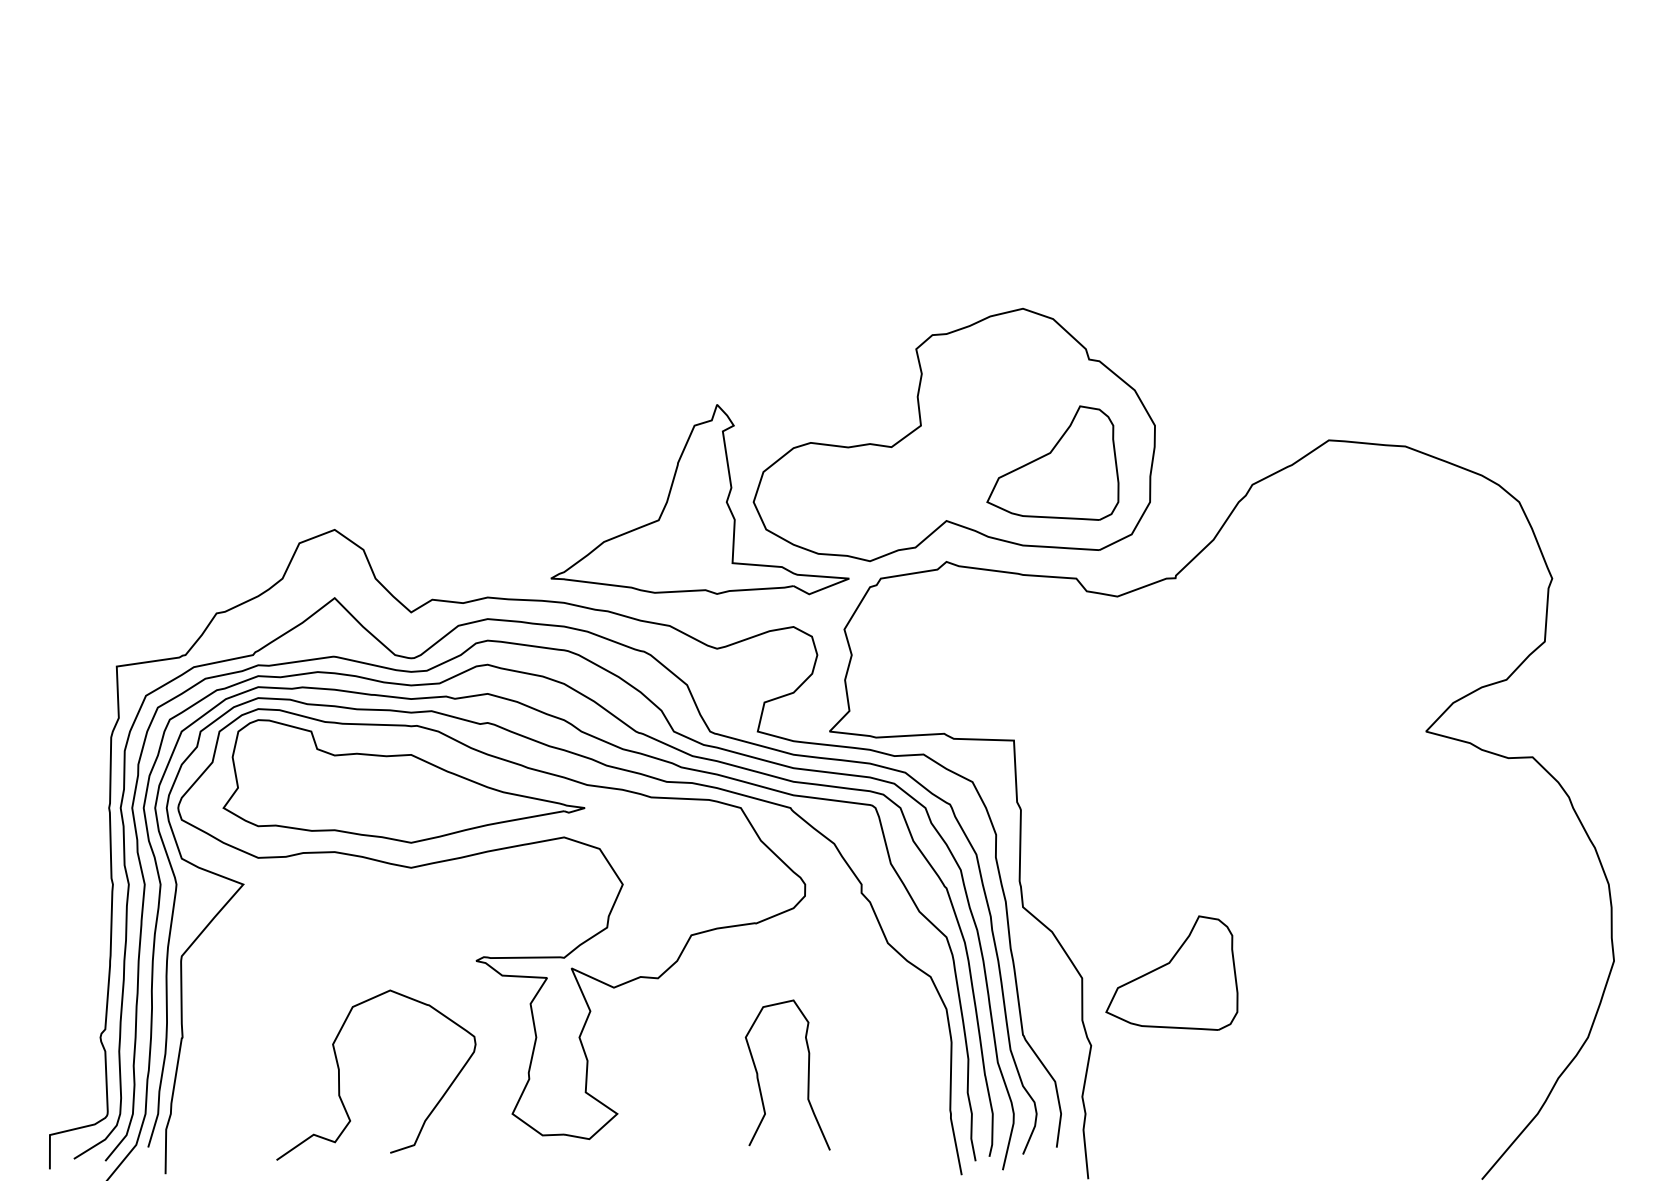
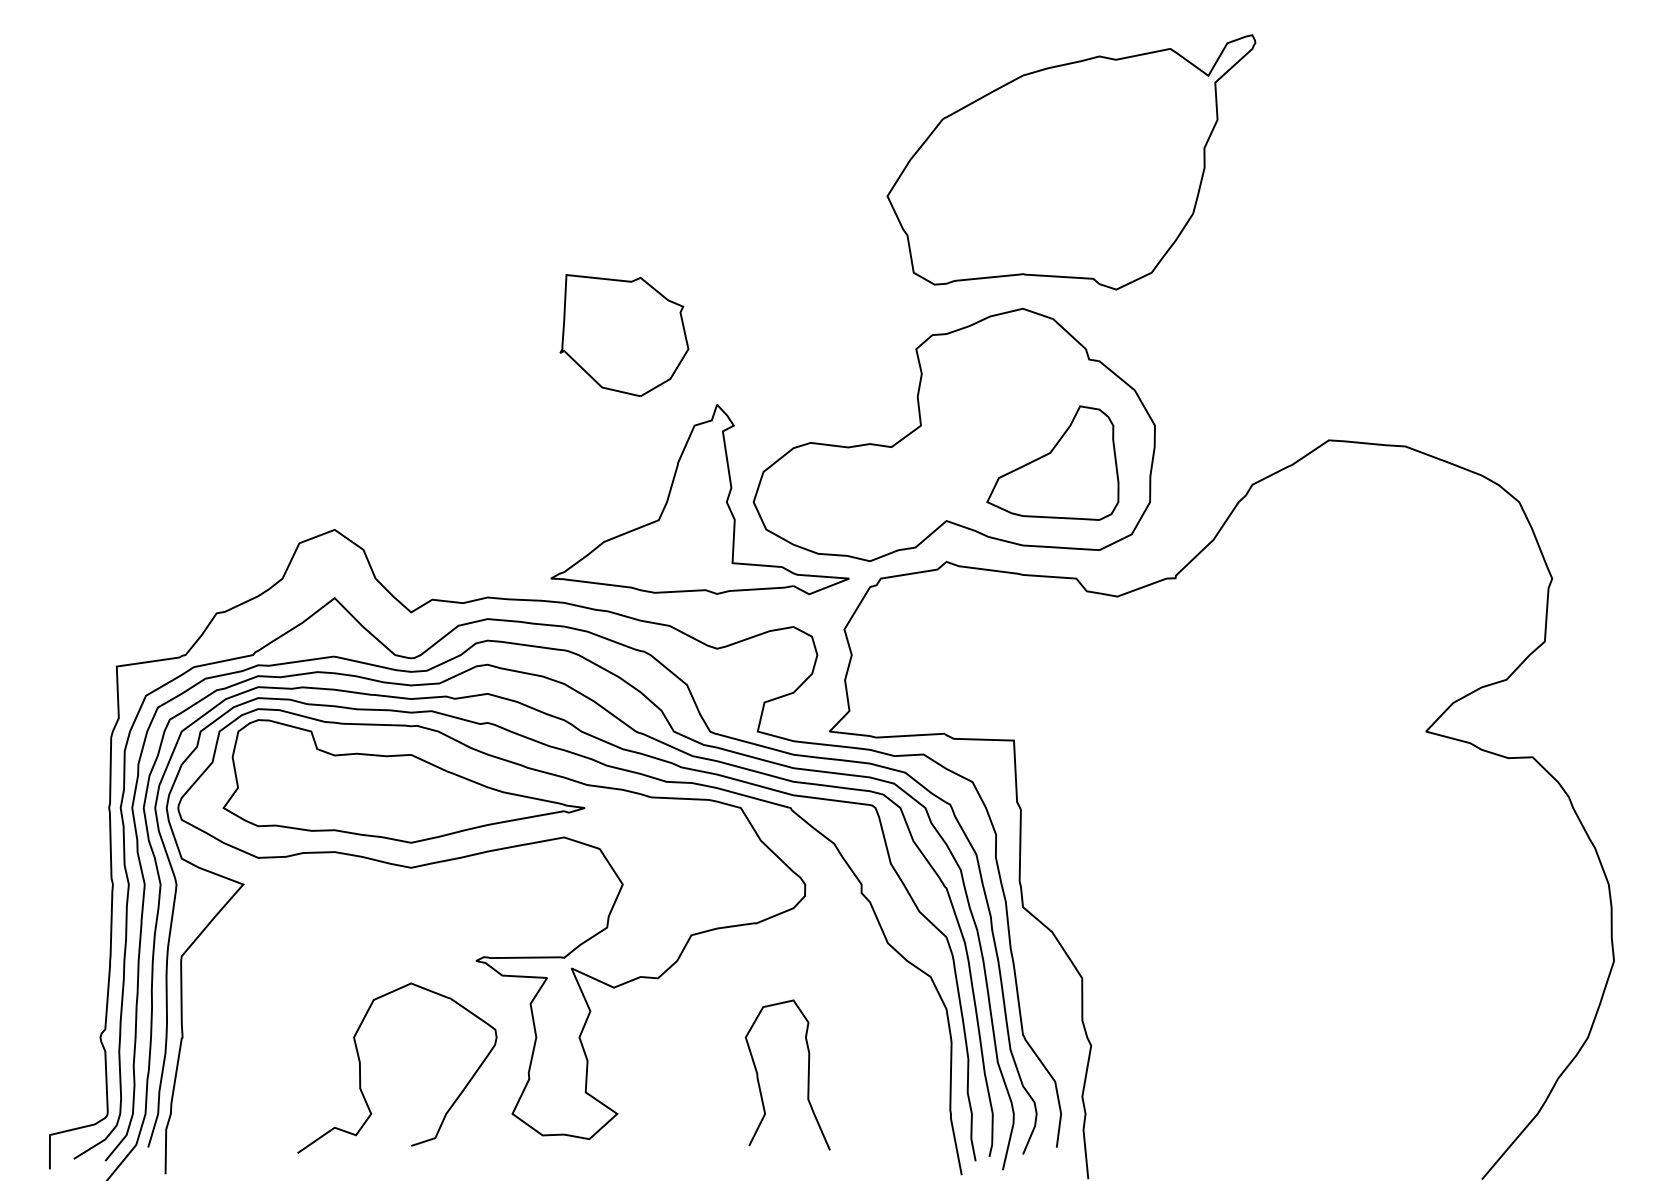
part: none -> present (1071, 162)
part: none -> present (624, 335)
part: present -> none (1171, 972)
curve position: (339, 1074) -> (360, 1067) (360, 1067)
